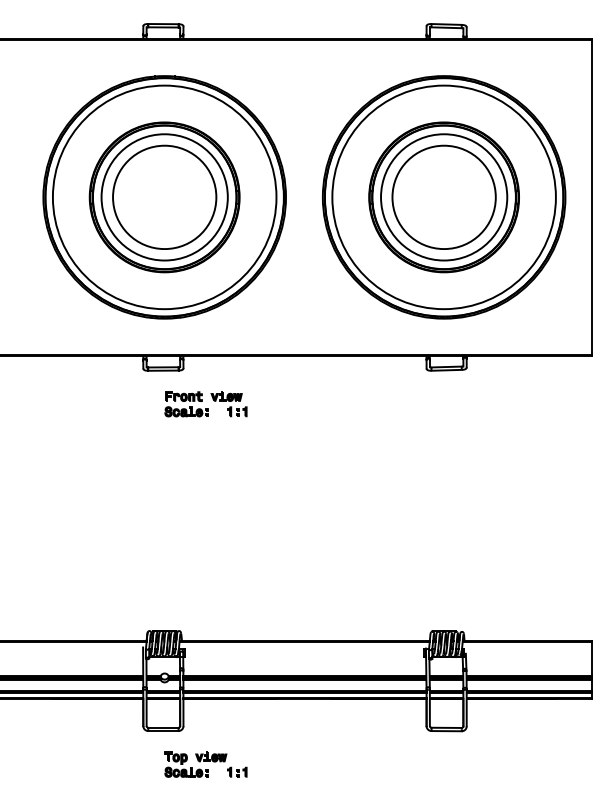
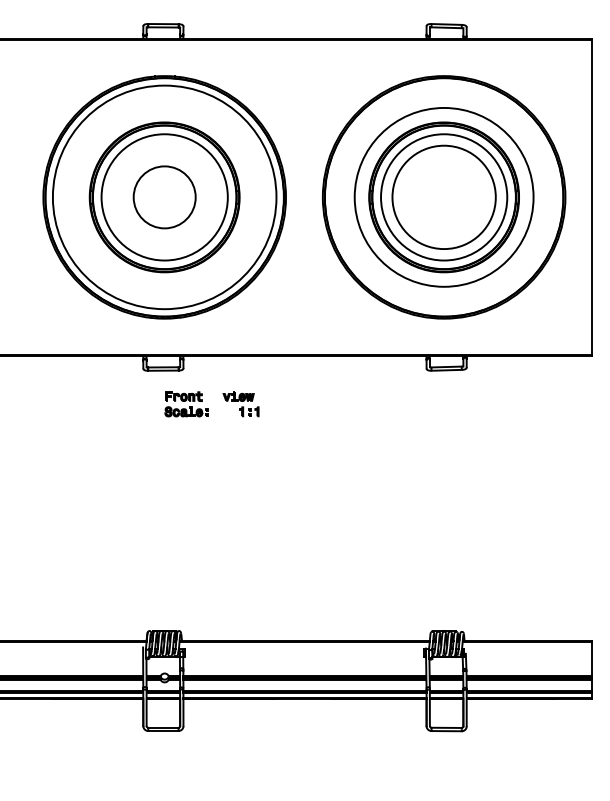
circle diameter: 103 px -> 62 px (164, 197)
circle diameter: 224 px -> 179 px (443, 196)
part position: (228, 404) -> (240, 404) (240, 404)
part: present -> none (205, 764)
